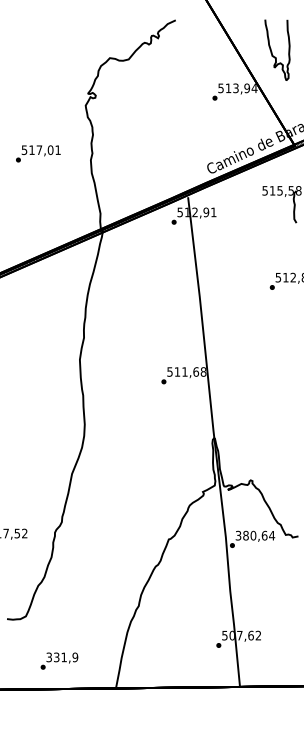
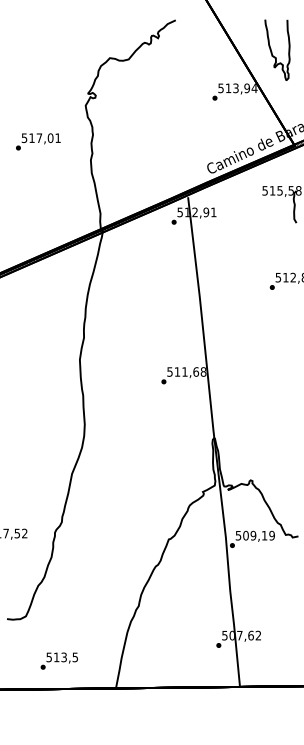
text position: (38, 153) -> (38, 141) (38, 141)
text: 380,64 -> 509,19 (255, 535)
text: 331,9 -> 513,5 (62, 657)
